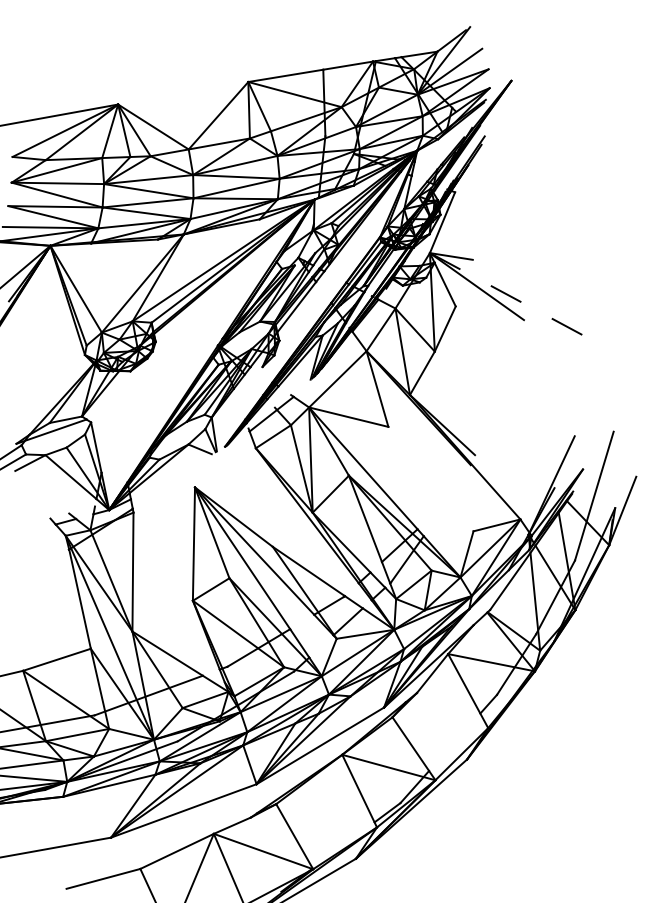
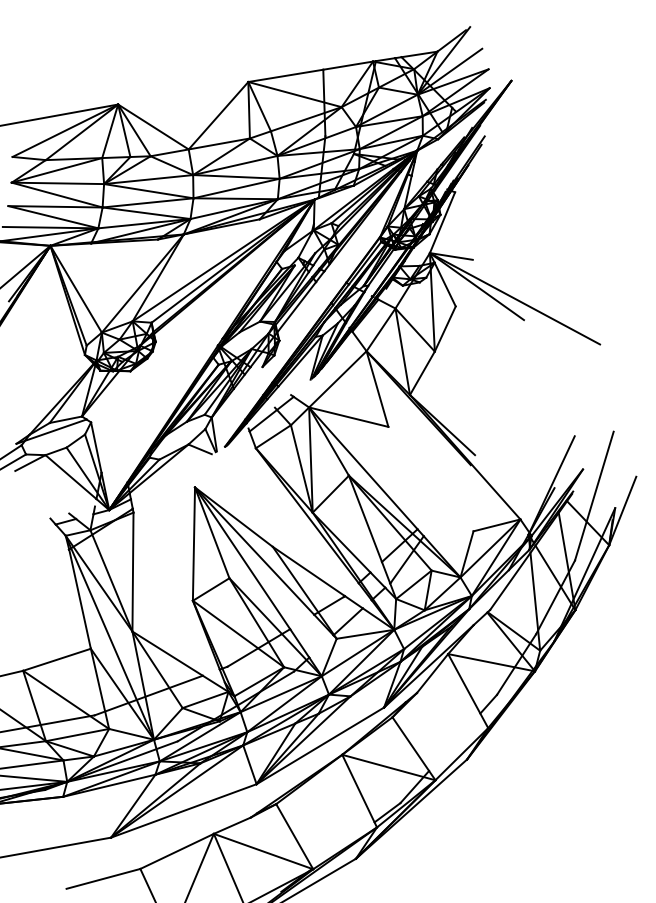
line: dashed -> solid (515, 298)
